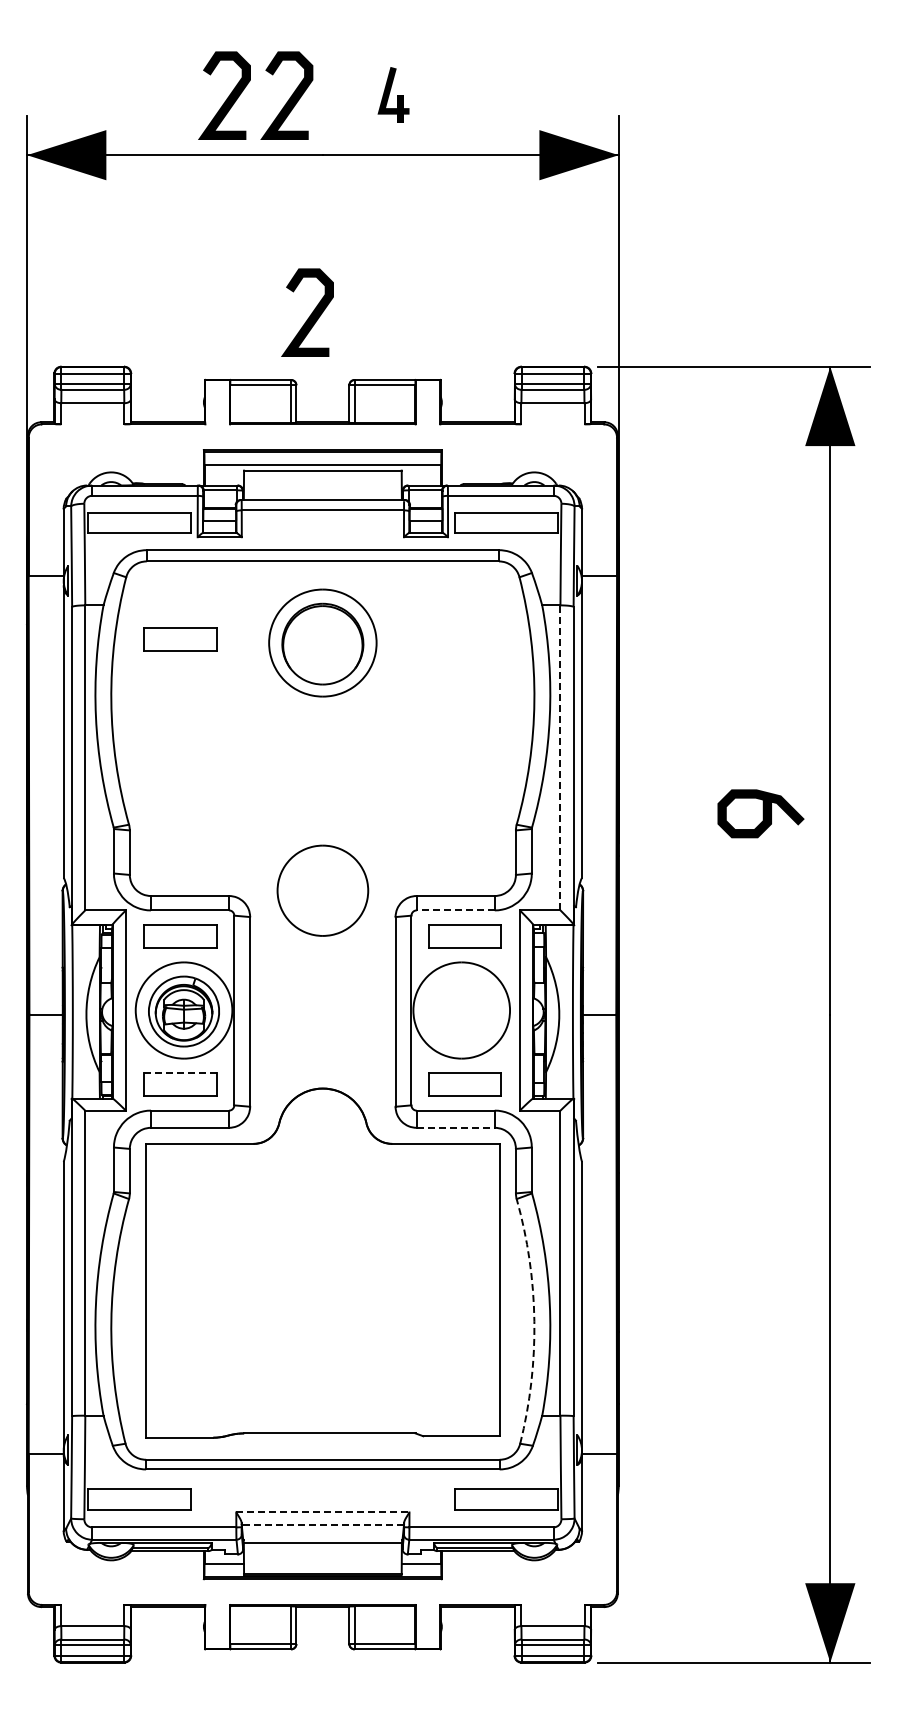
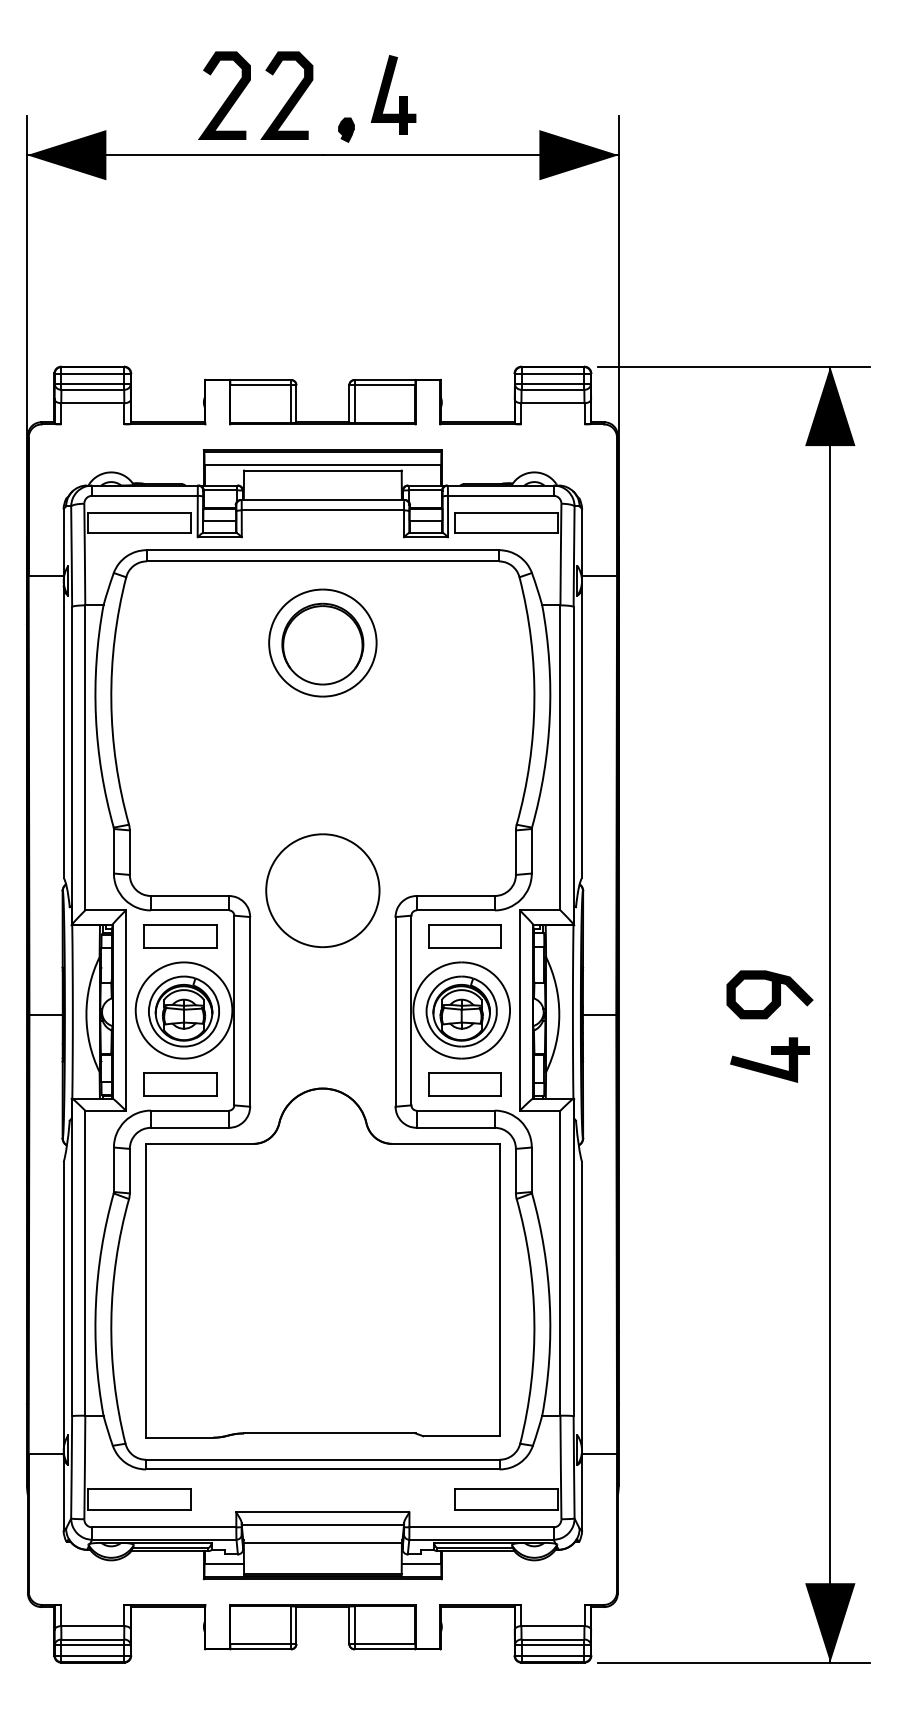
part size: 33x56 px -> 47x80 px (393, 94)
part: none -> present (346, 129)
curve: present -> none (310, 314)
part: present -> none (180, 639)
line: dashed -> solid (560, 757)
curve position: (762, 813) -> (771, 994) (771, 994)
part size: 94x93 px -> 116x116 px (322, 890)
line: dashed -> solid (455, 910)
part: none -> present (461, 1011)
part: none -> present (769, 1059)
line: dashed -> solid (180, 1072)
line: dashed -> solid (456, 1127)
arc: dashed -> solid (534, 1321)
line: dashed -> solid (322, 1512)
line: dashed -> solid (322, 1524)
